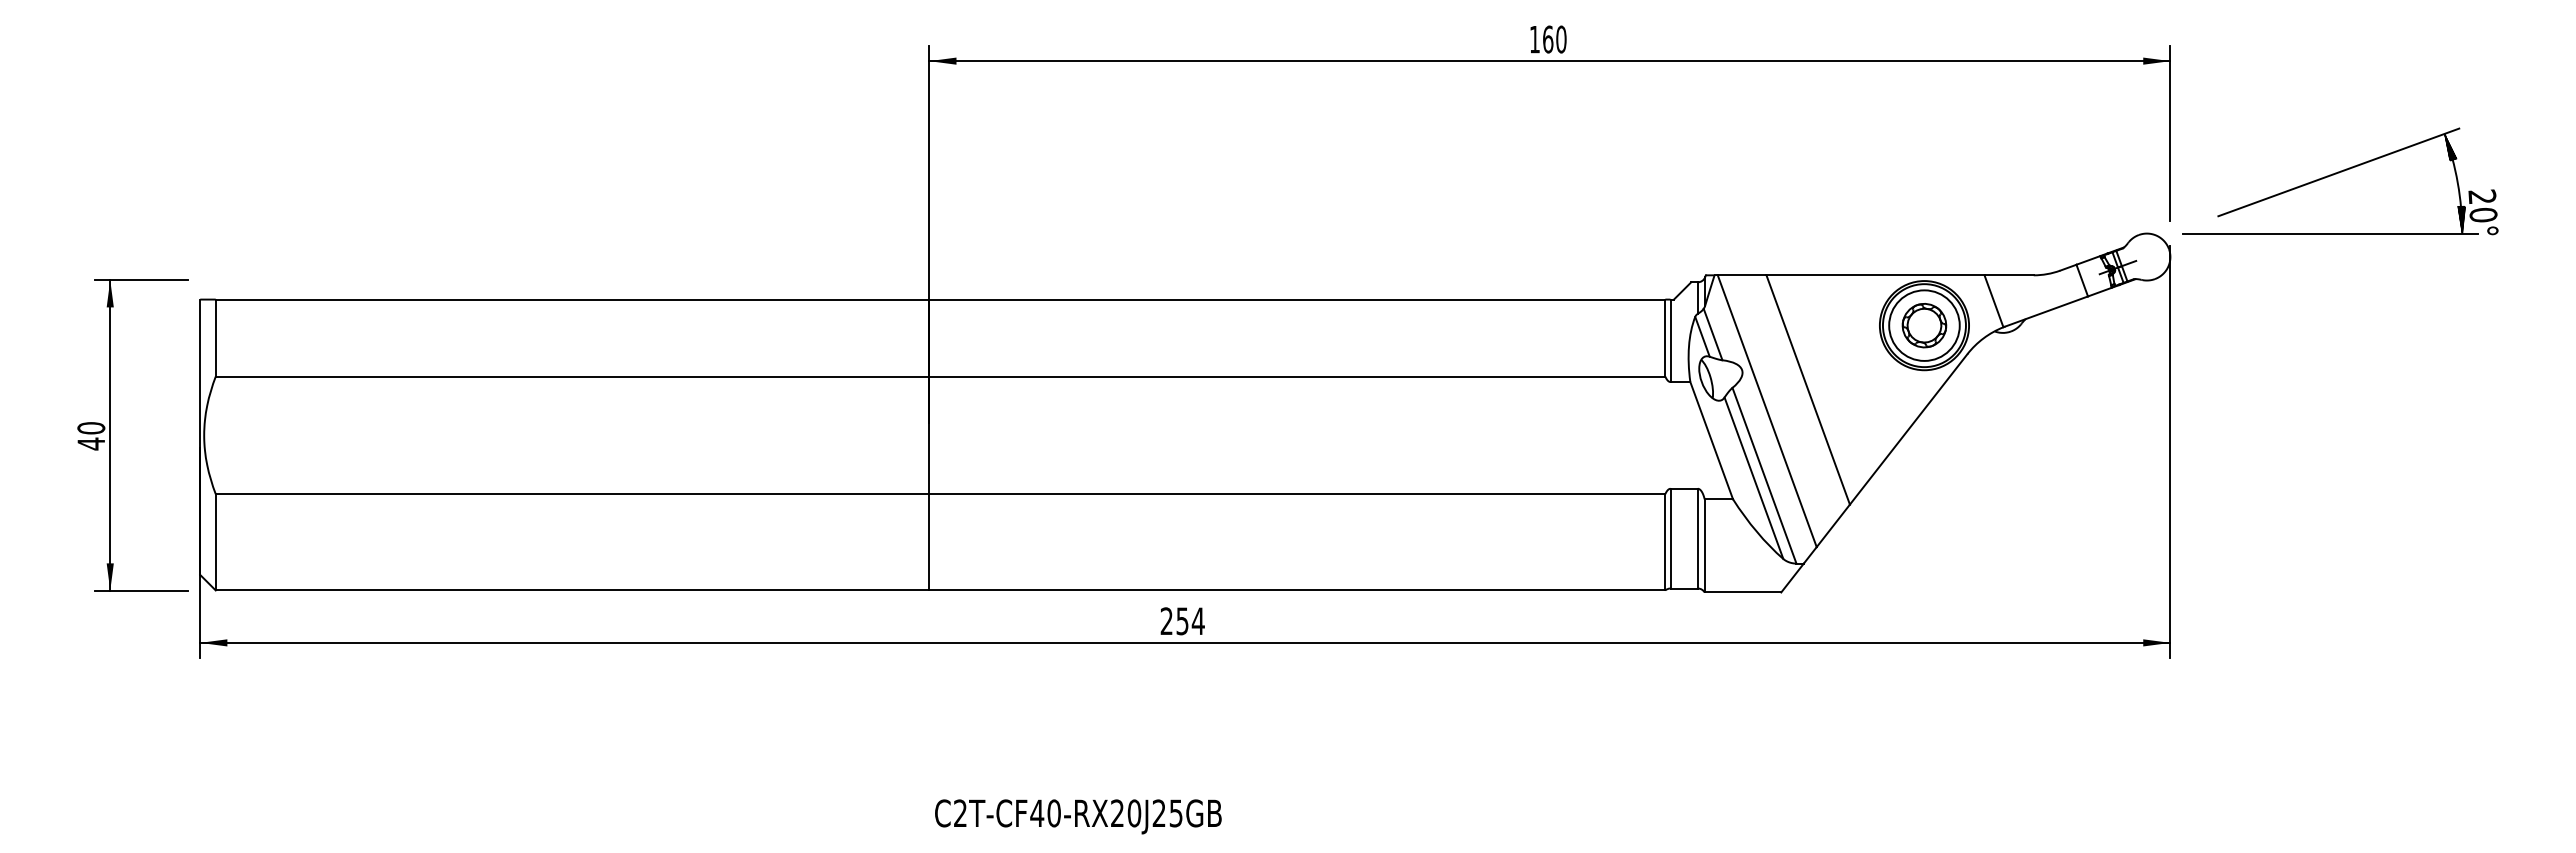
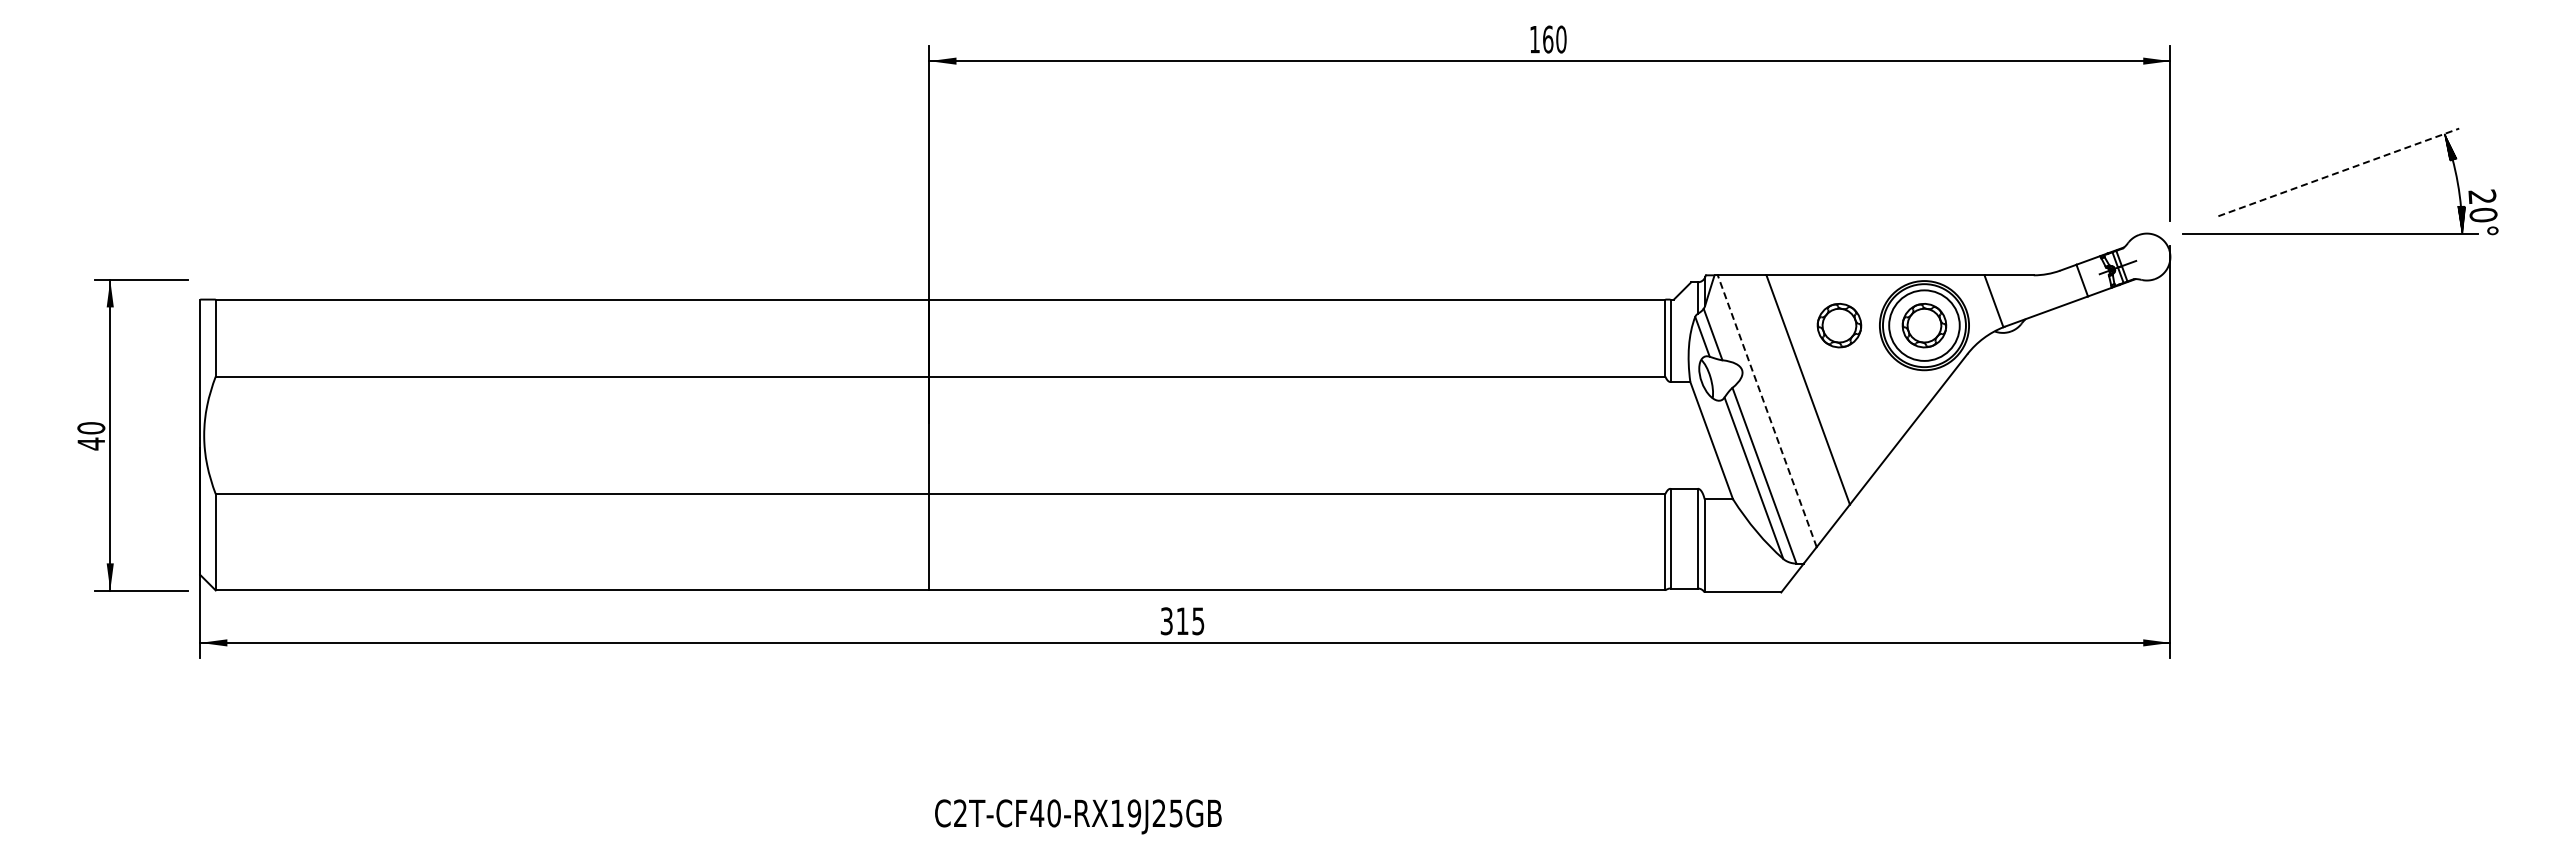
line: solid -> dashed (2339, 172)
part: none -> present (1839, 325)
line: solid -> dashed (1767, 411)
text: 254 -> 315 (1182, 621)
text: C2T-CF40-RX20J25GB -> C2T-CF40-RX19J25GB (1126, 813)
